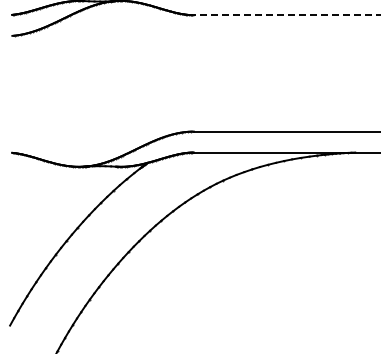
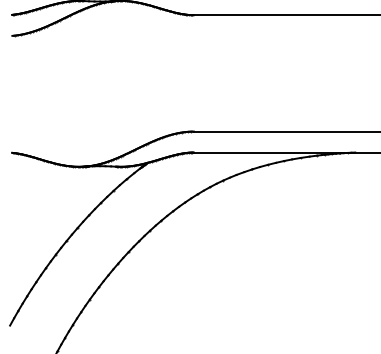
line: dashed -> solid (286, 15)
